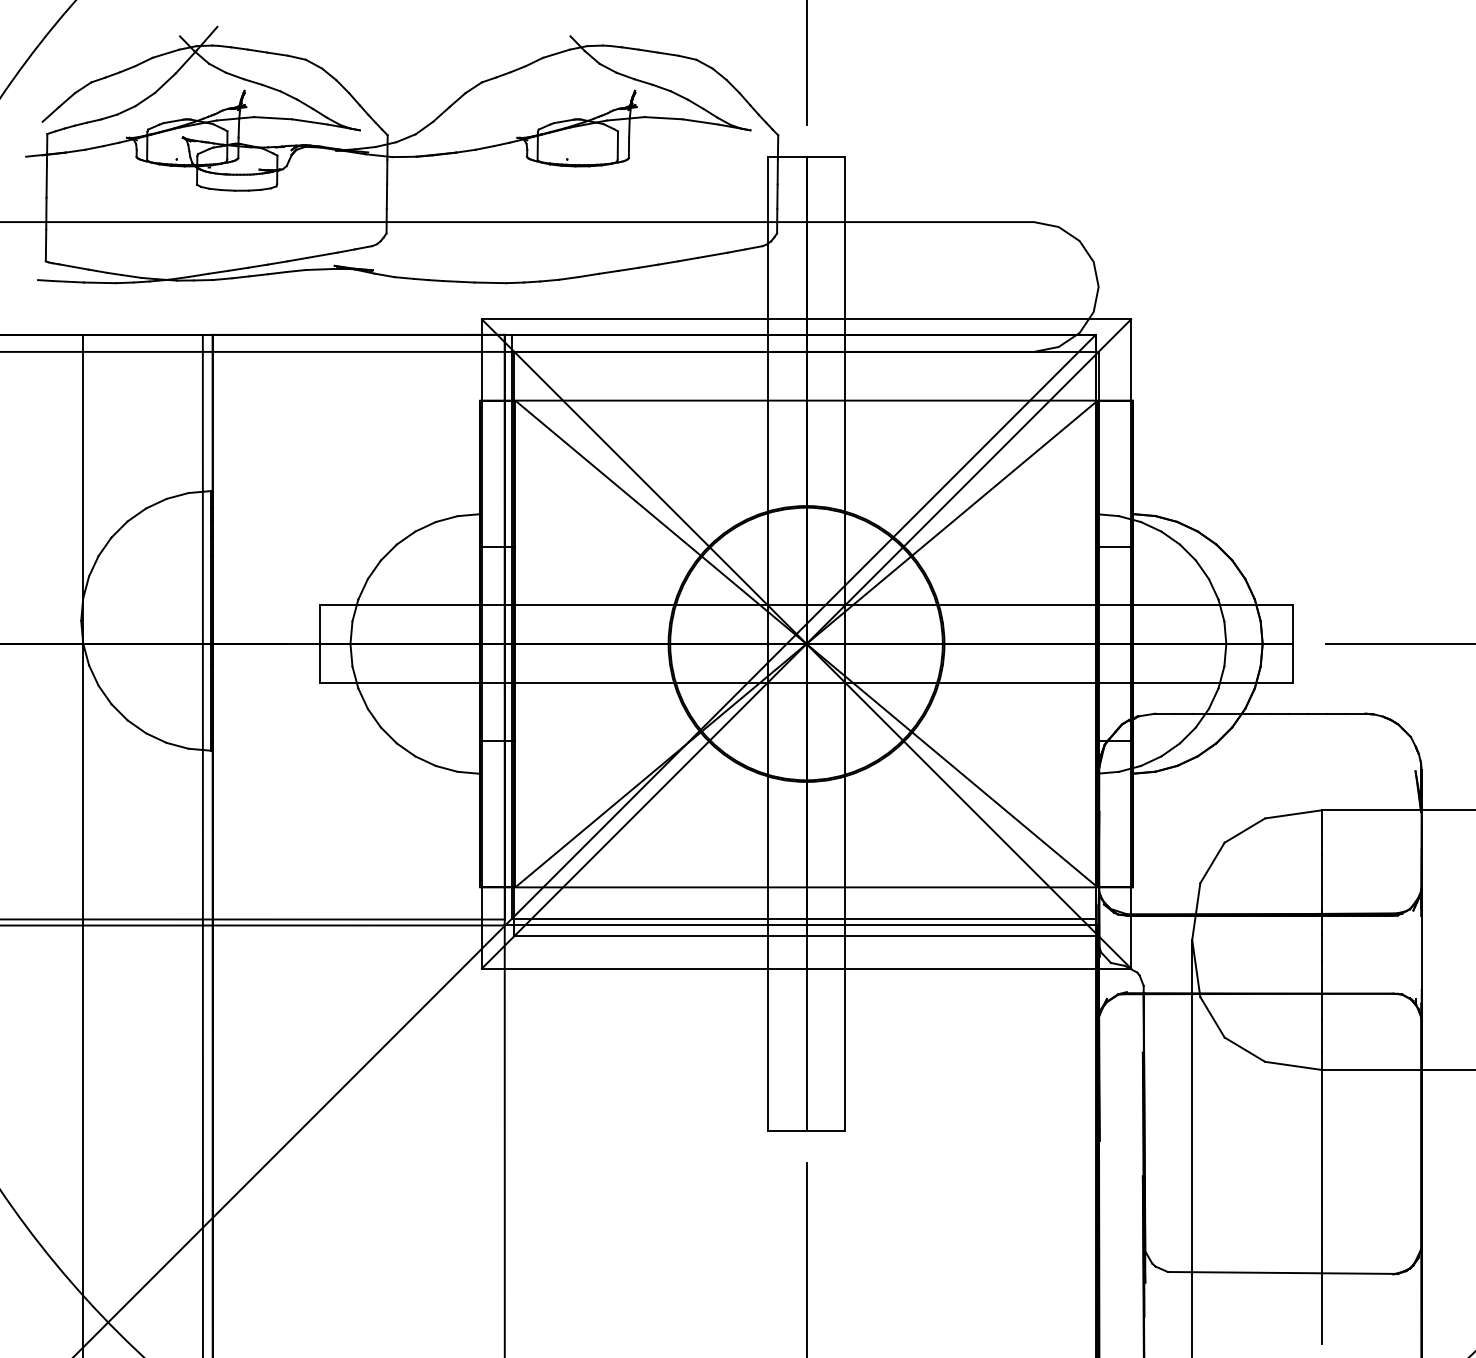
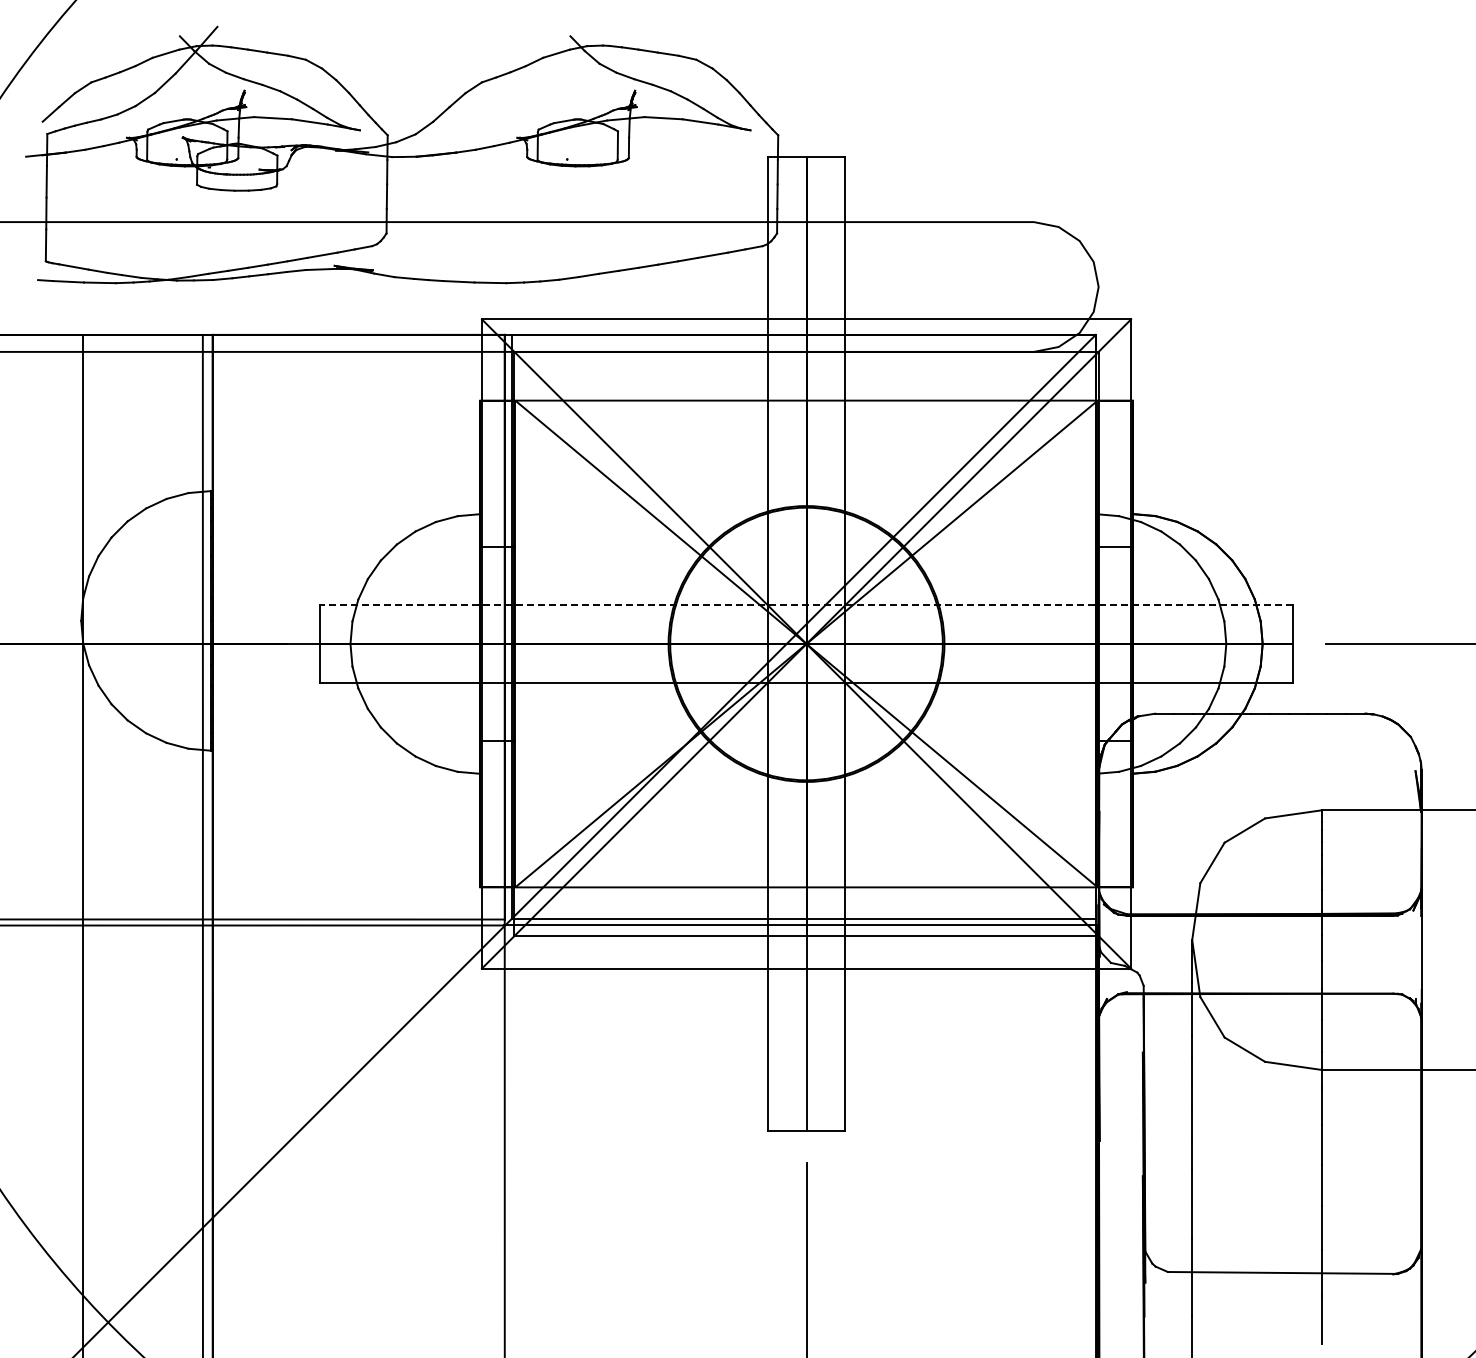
line: present -> none (806, 63)
line: solid -> dashed (806, 605)
